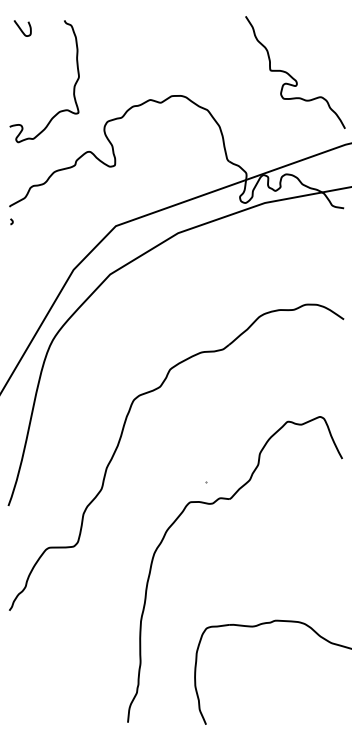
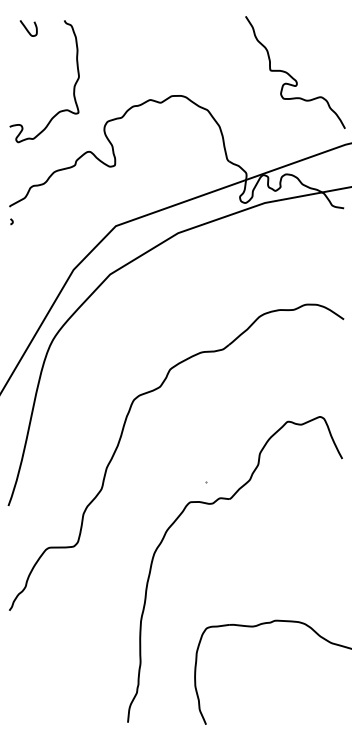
curve position: (21, 28) -> (27, 28) (27, 28)
